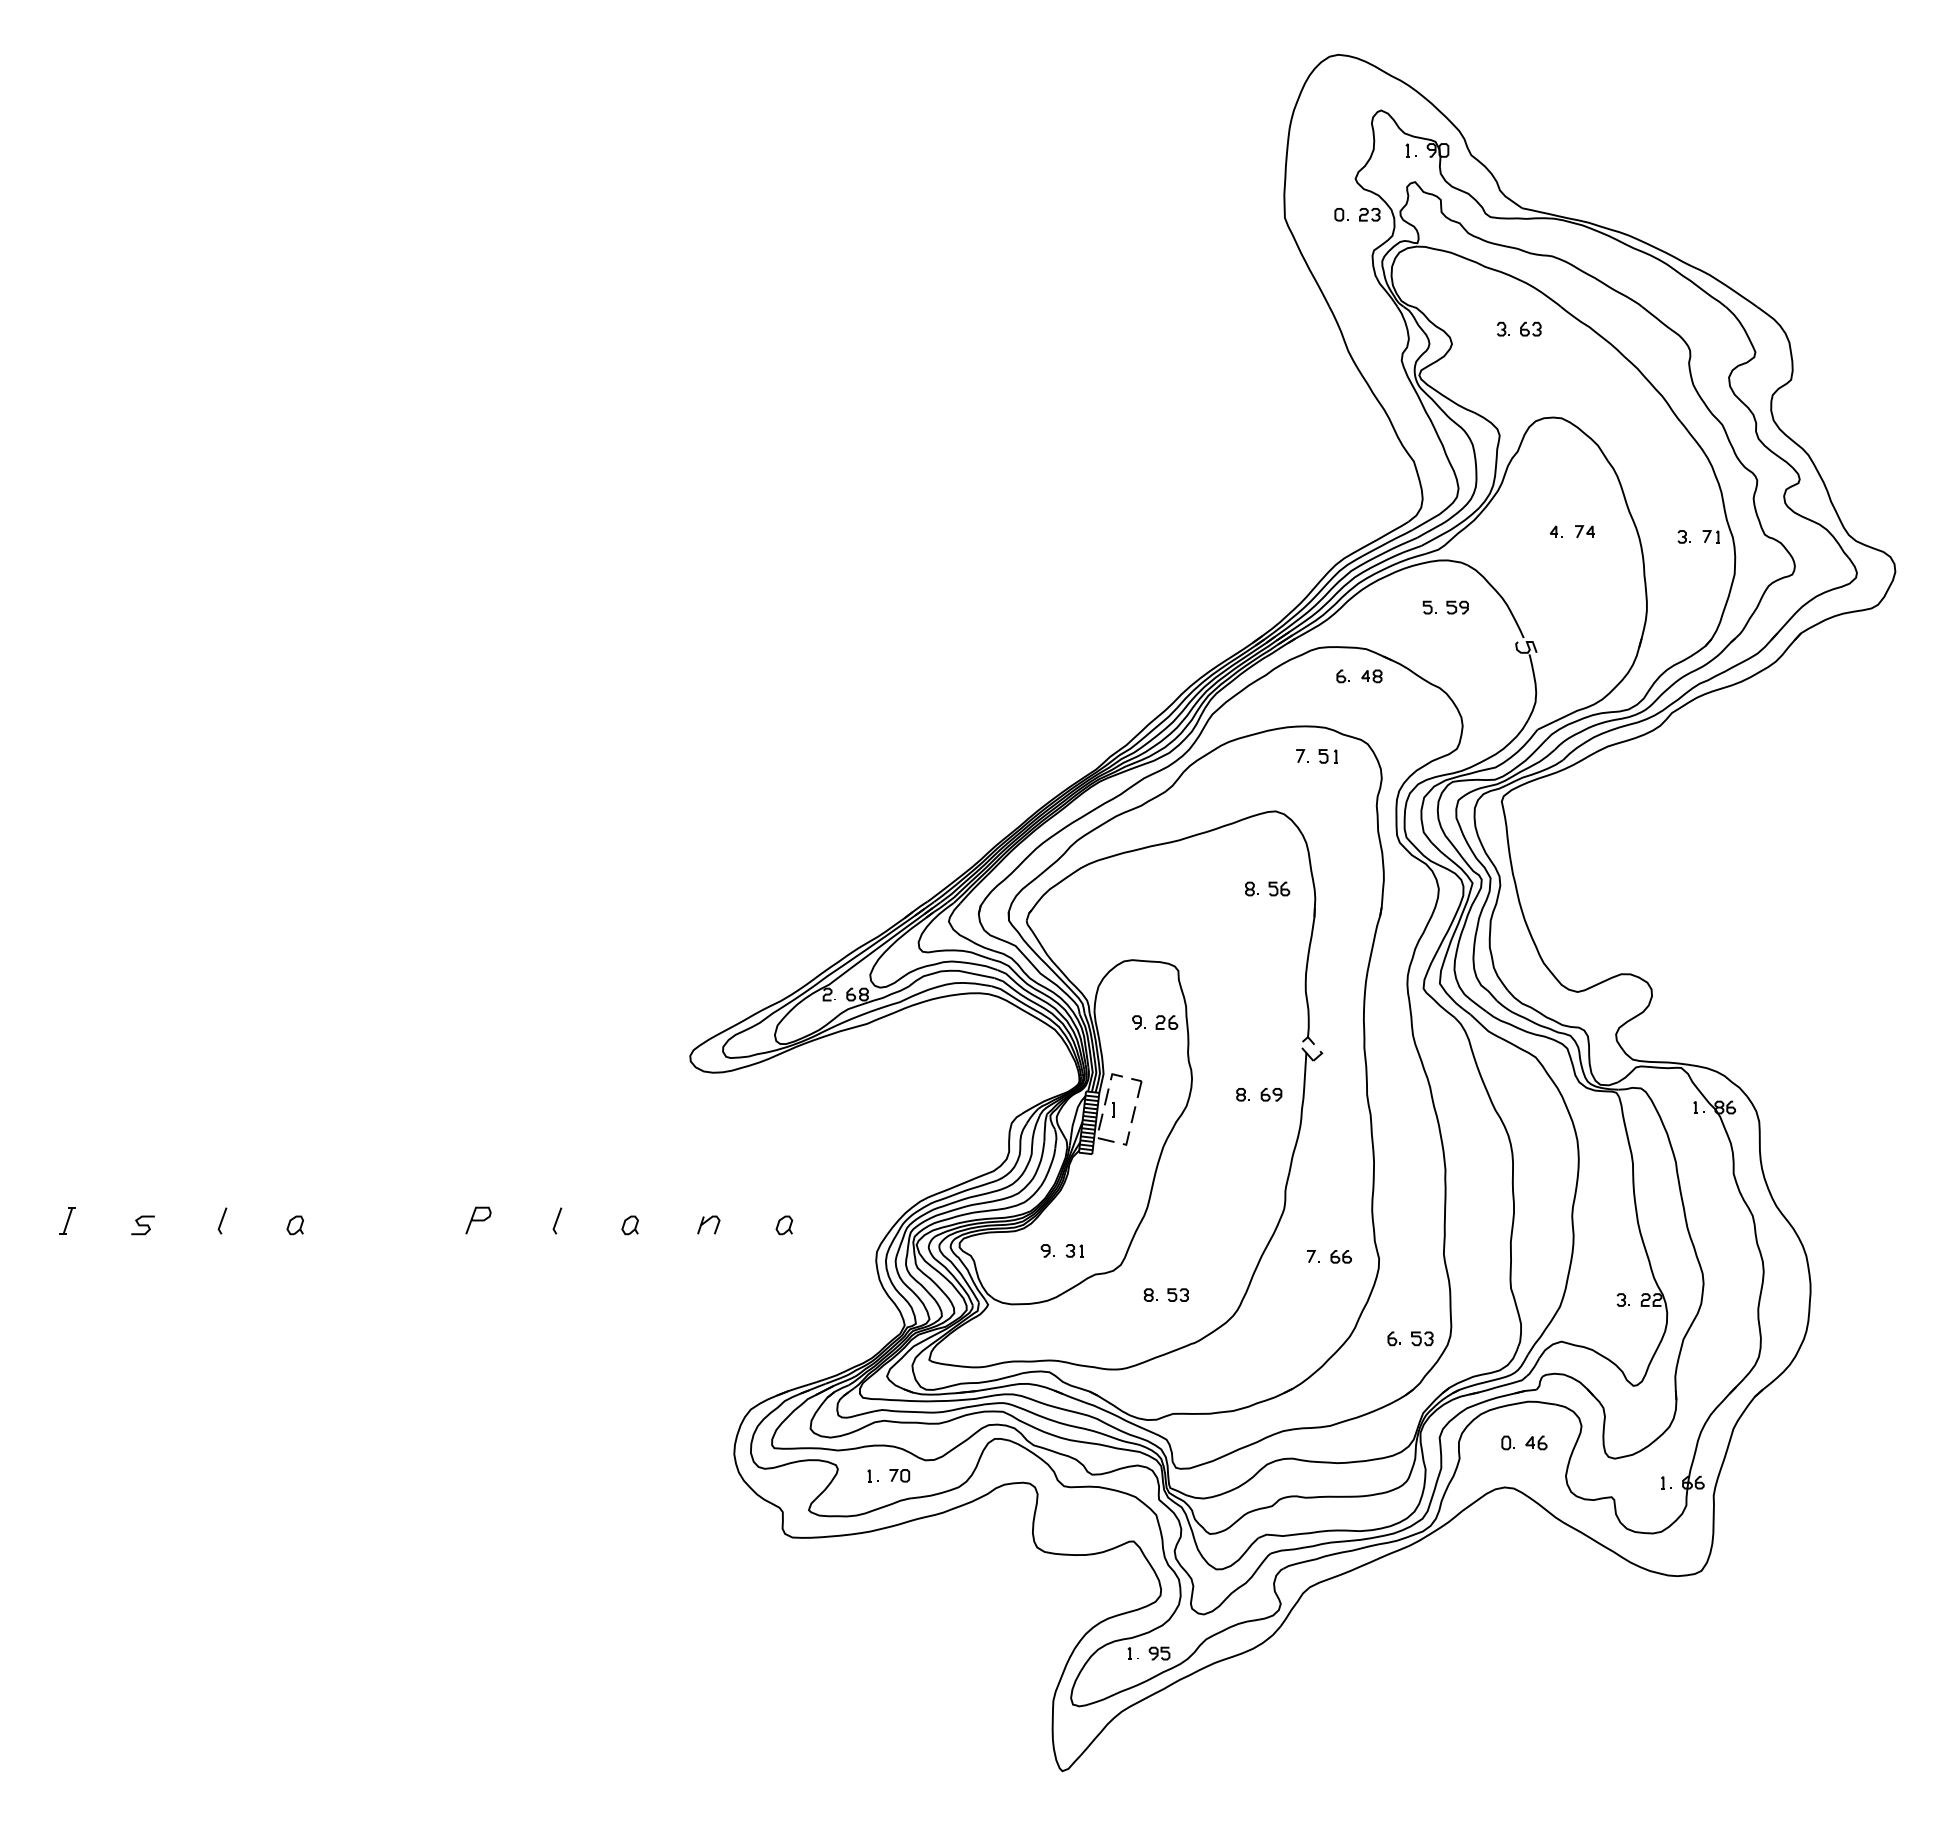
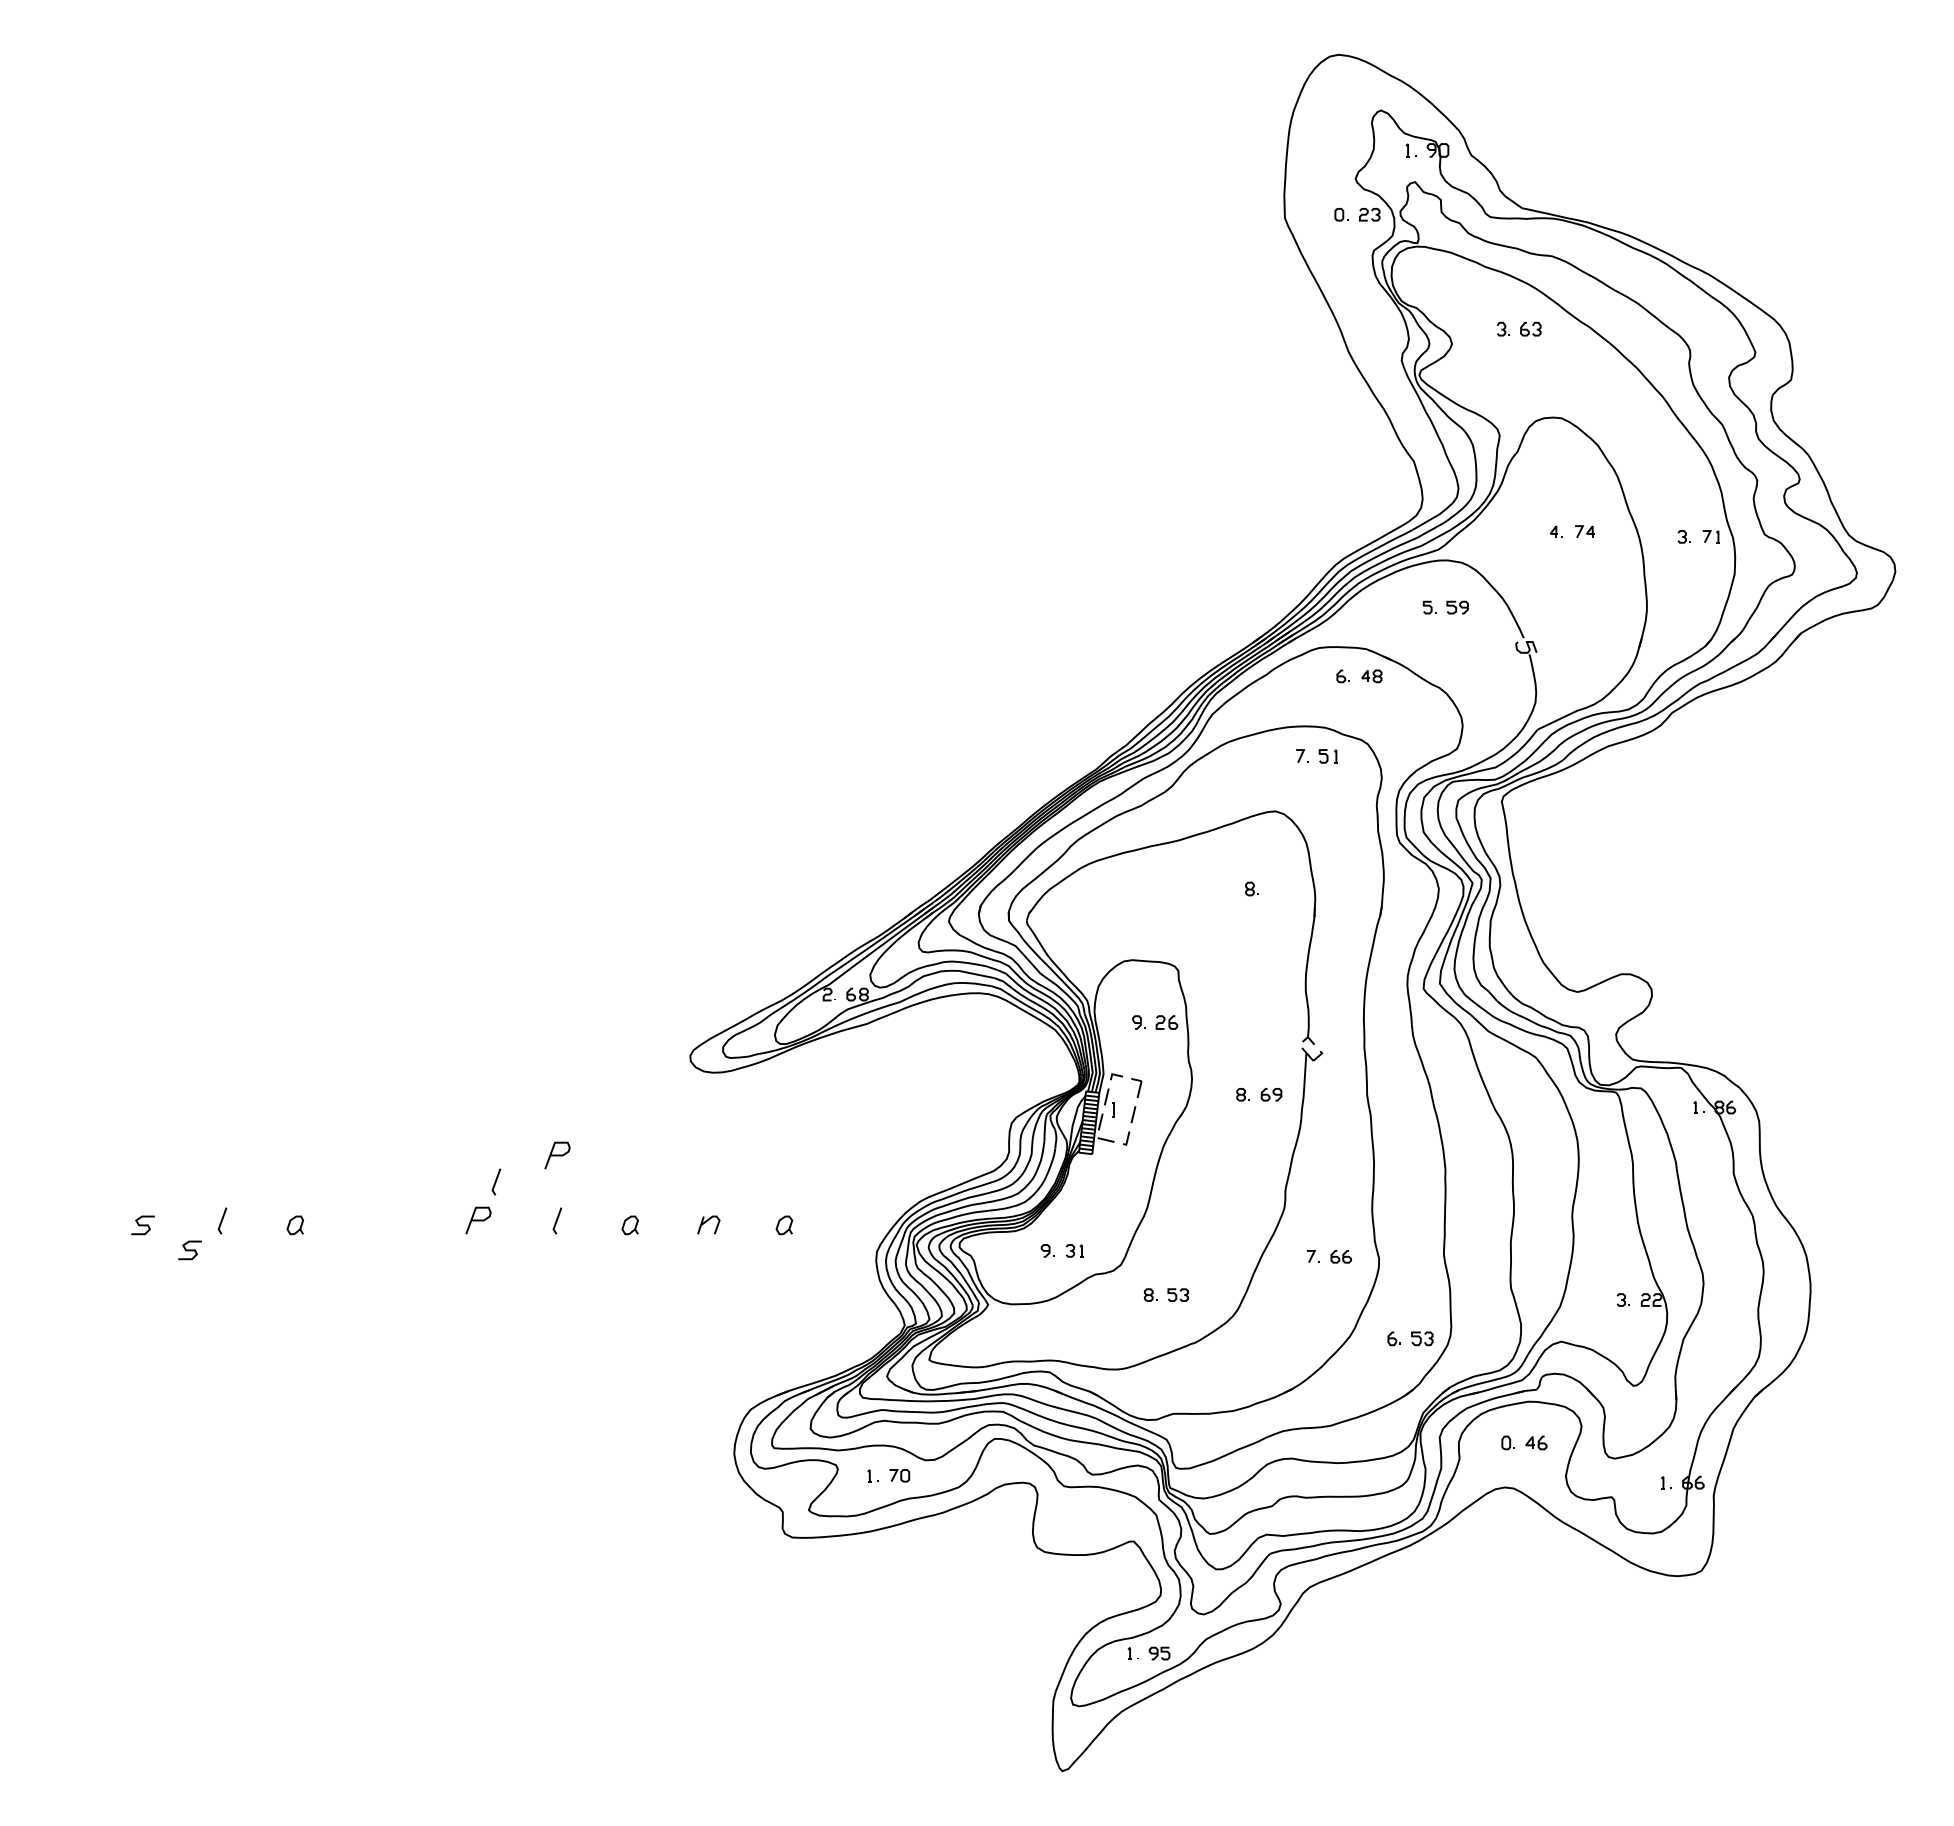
part: present -> none (1279, 888)
part: none -> present (557, 1155)
line: none -> present (496, 1181)
part: present -> none (67, 1220)
curve: none -> present (189, 1250)
